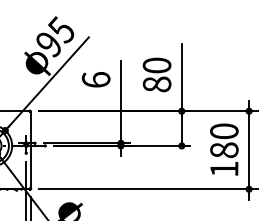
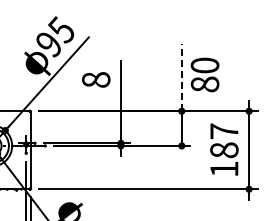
text position: (156, 74) -> (204, 74) (204, 74)
line: solid -> dashed (181, 77)
text: 6 -> 8 (95, 79)
text: 180 -> 187 (224, 131)
